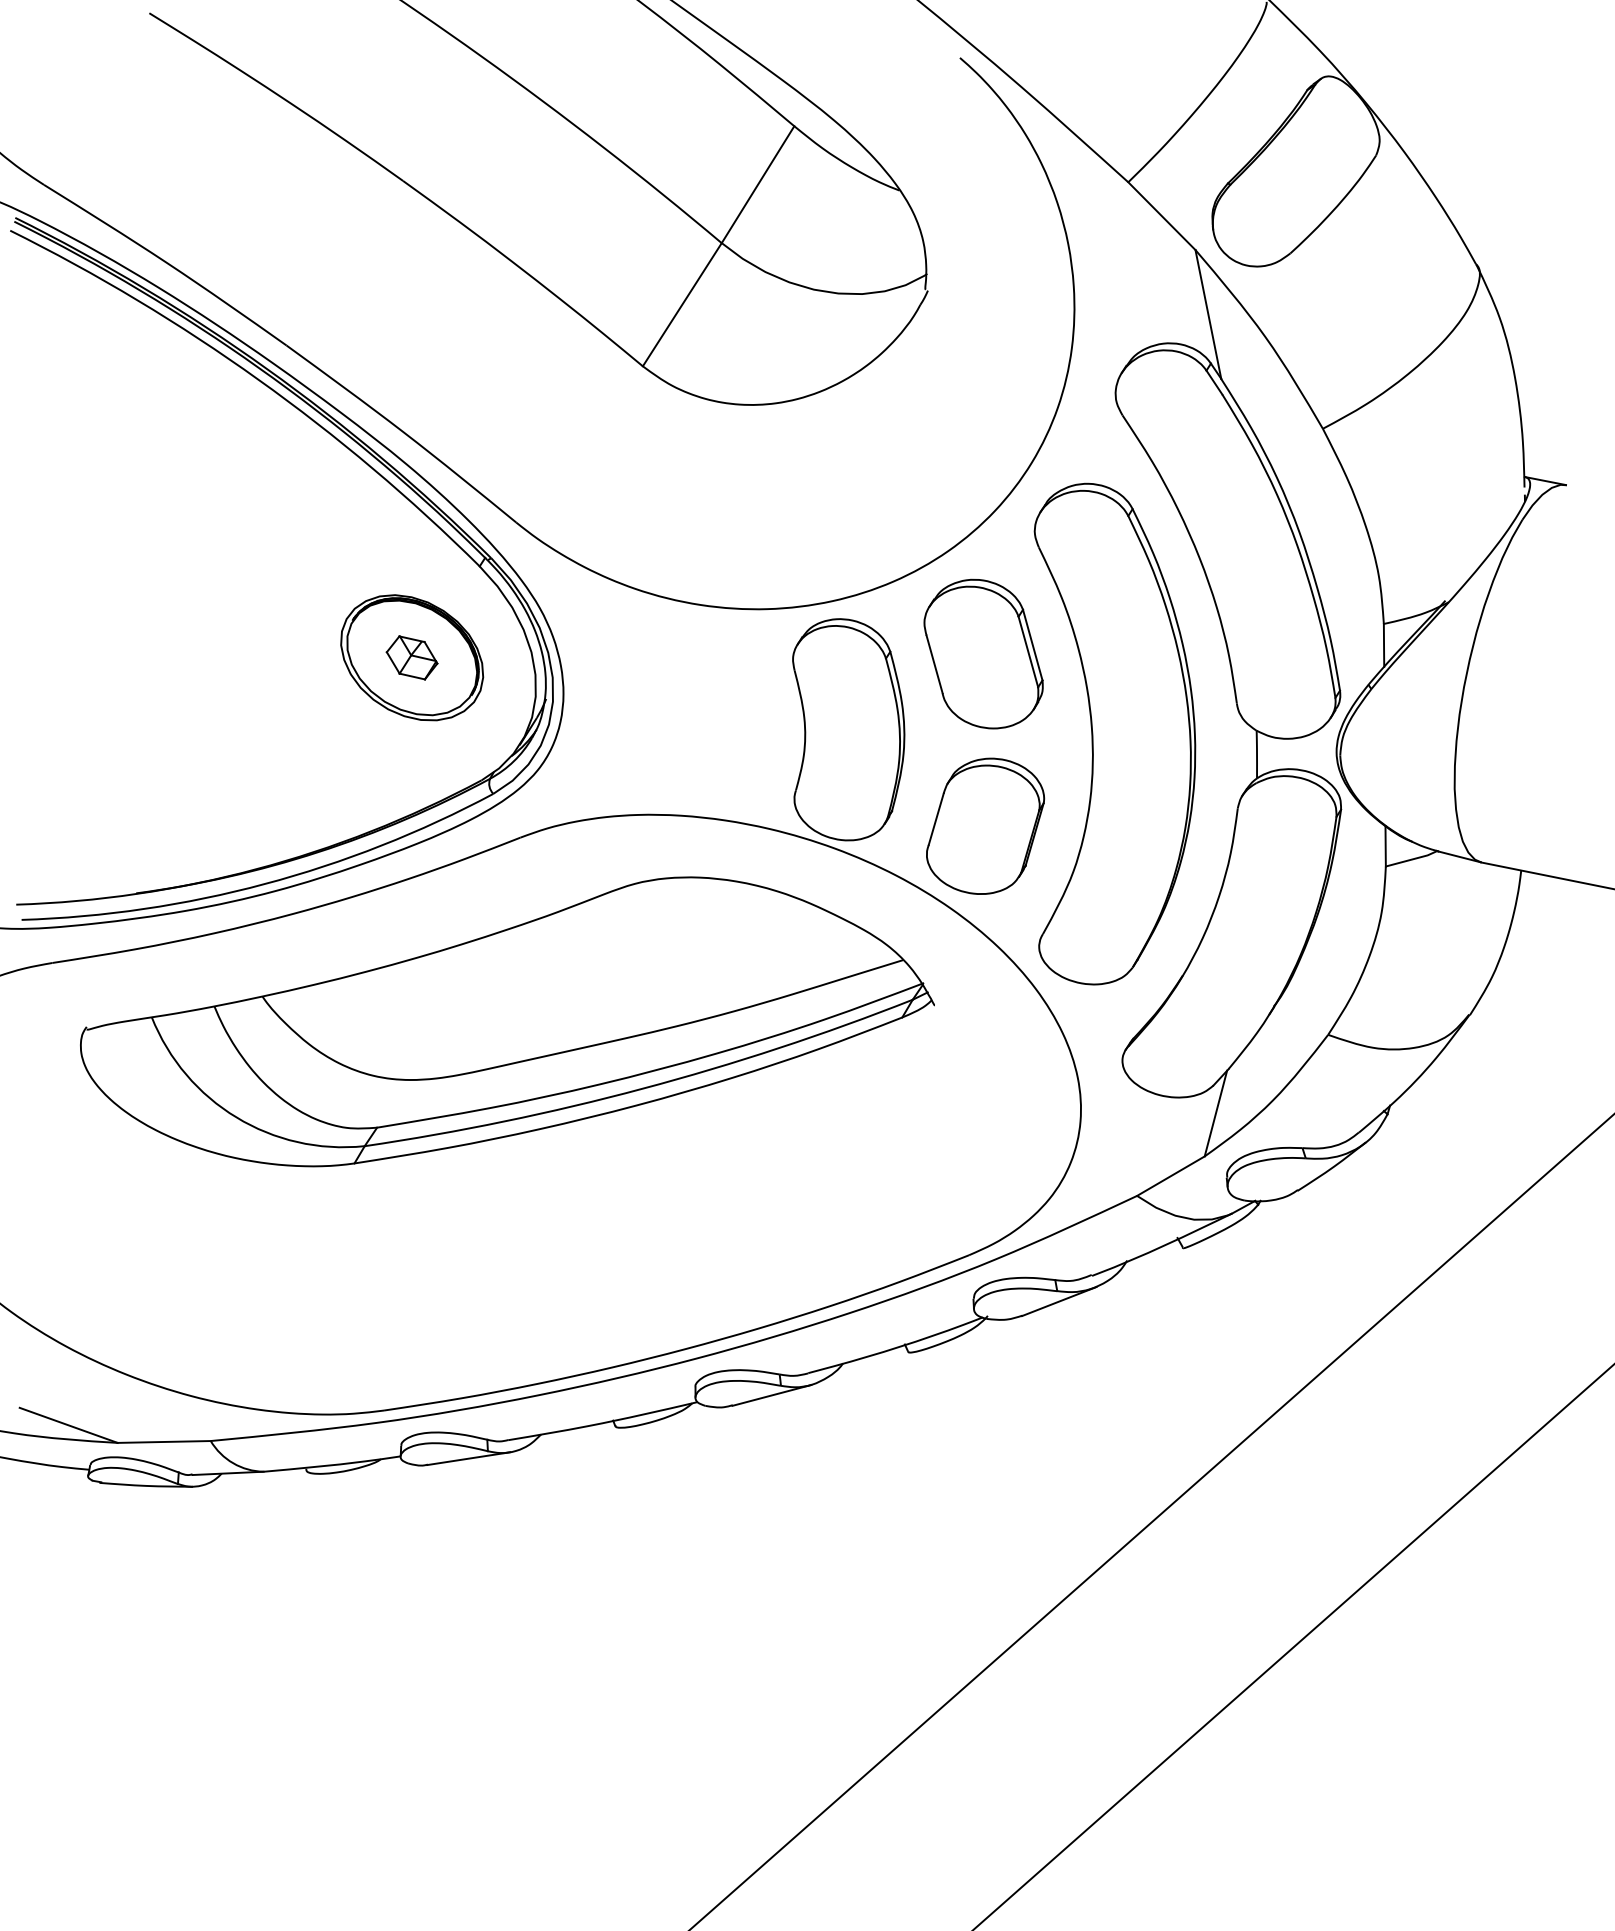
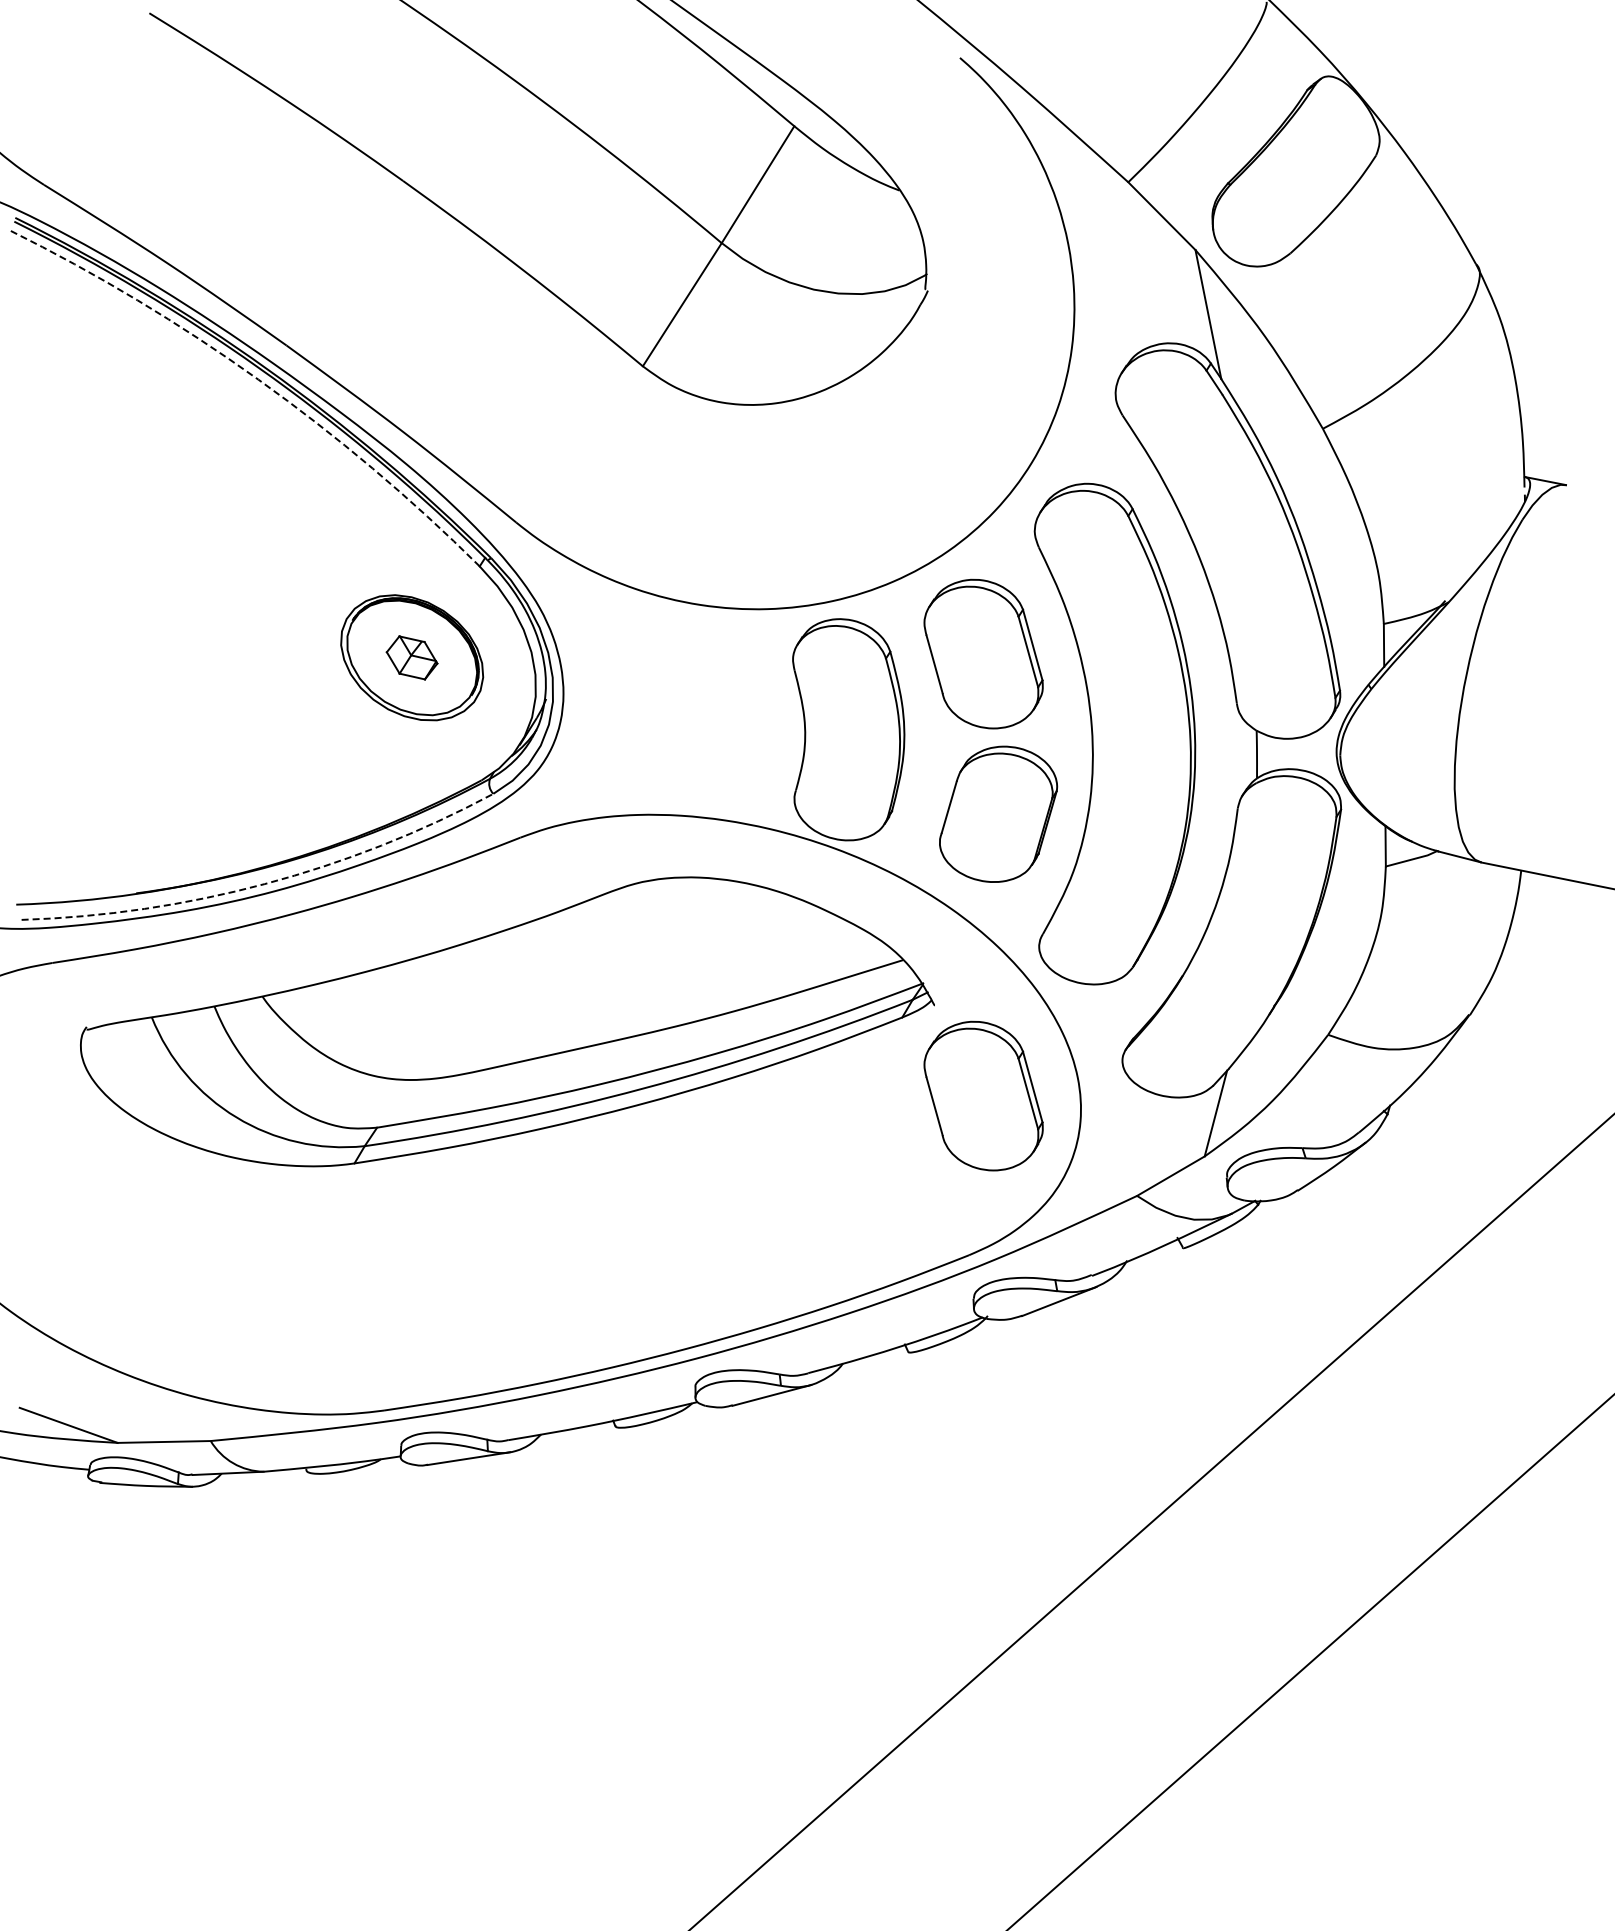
arc: solid -> dashed (258, 379)
part position: (985, 825) -> (998, 813) (998, 813)
arc: solid -> dashed (264, 884)
part: none -> present (983, 1095)
line position: (1293, 1646) -> (1310, 1661) (1310, 1661)
